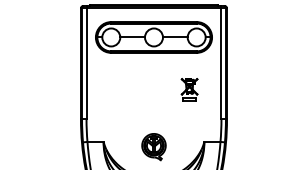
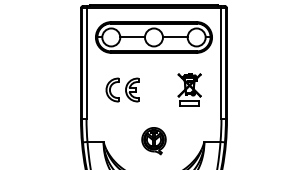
part: none -> present (122, 89)
part size: 19x24 px -> 25x34 px (189, 89)
part position: (153, 147) -> (153, 141) (153, 141)
